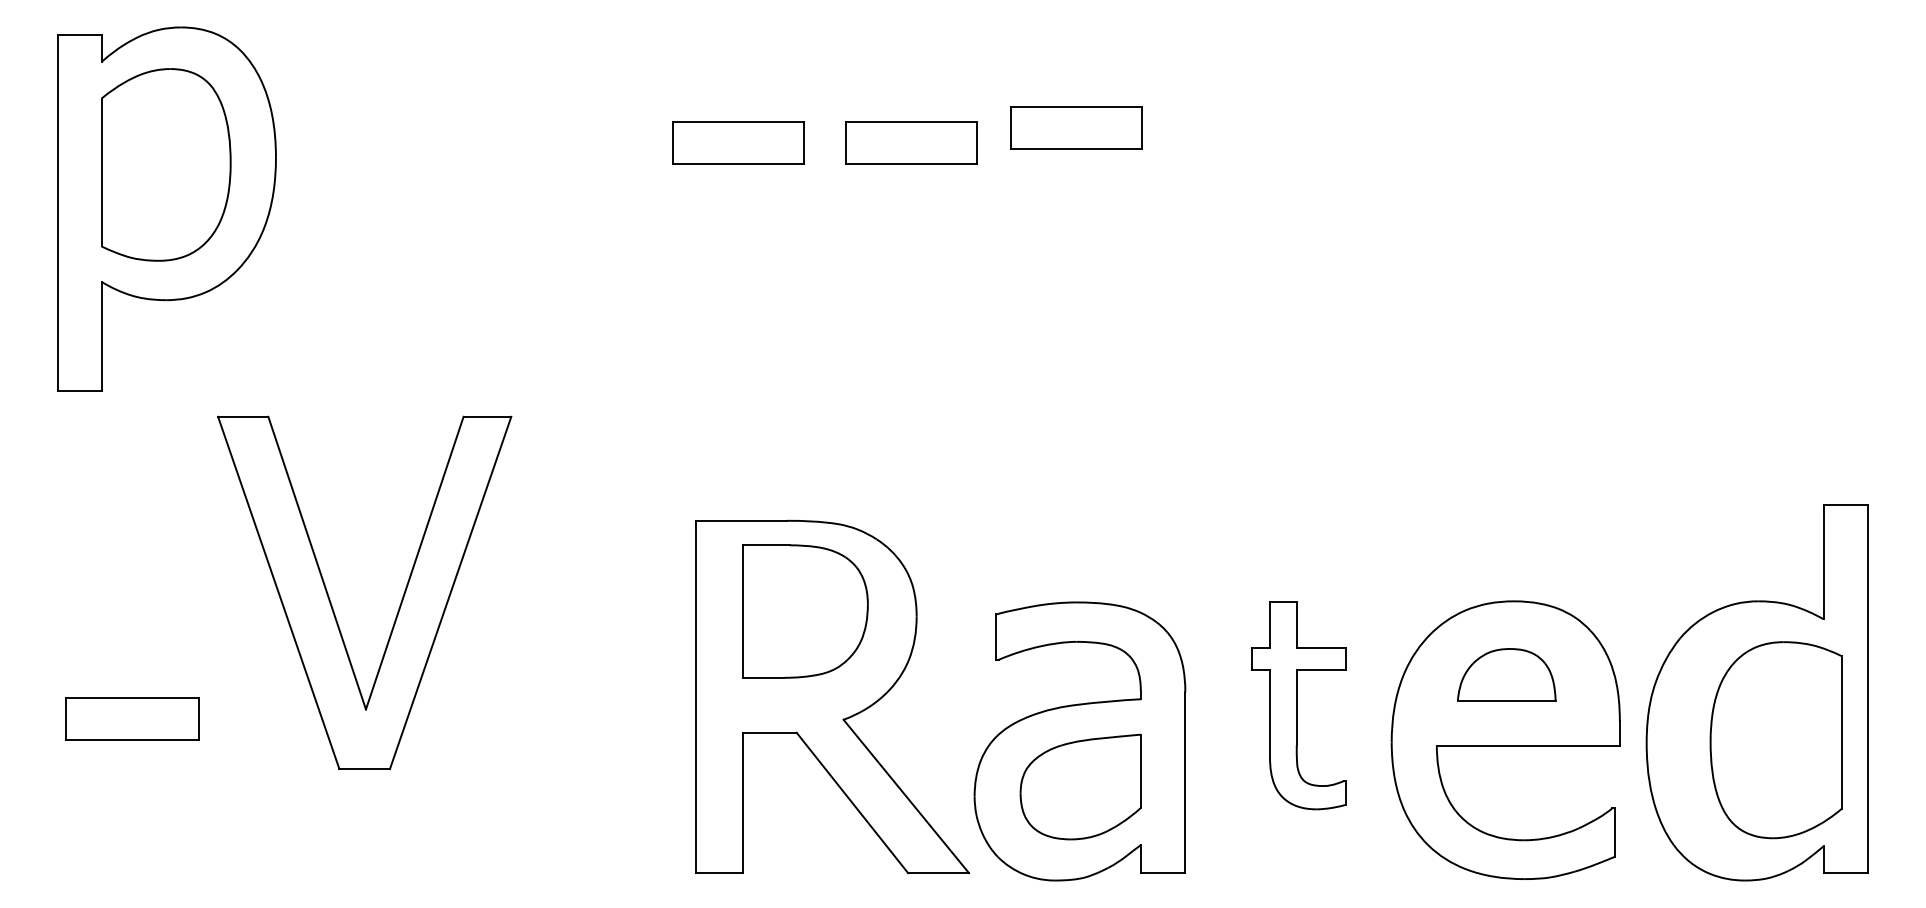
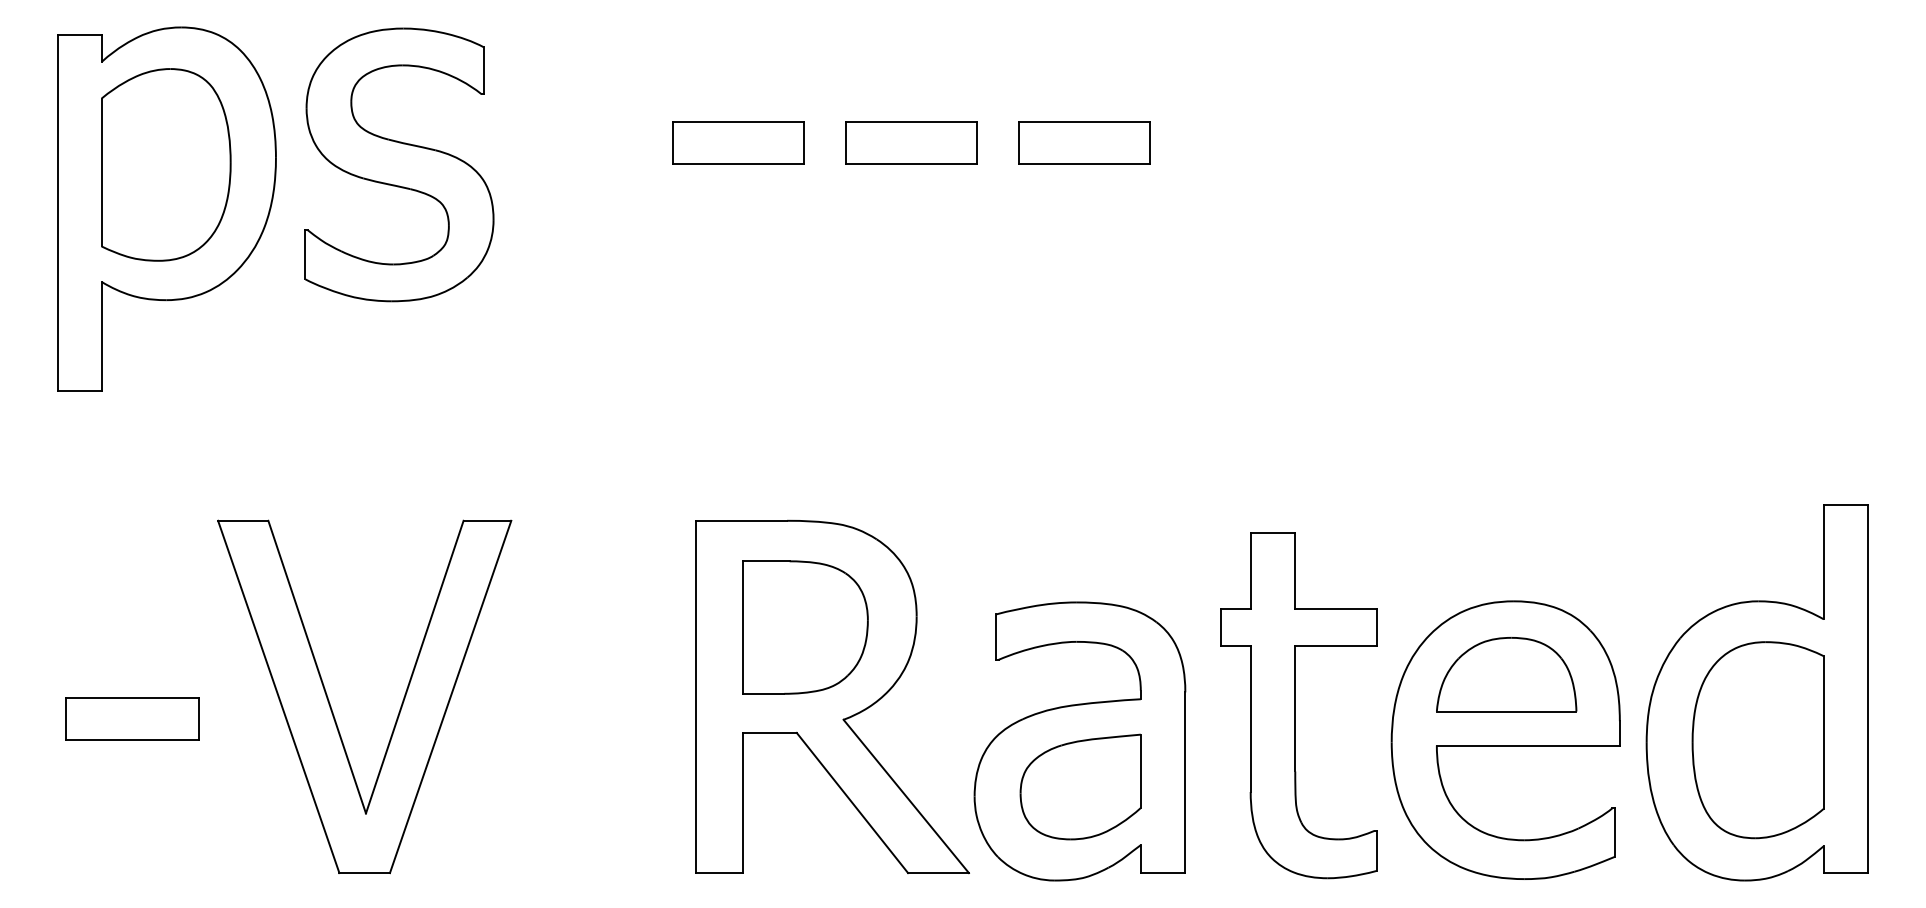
part position: (1076, 127) -> (1084, 142) (1084, 142)
part: none -> present (399, 164)
part position: (331, 602) -> (331, 706) (331, 706)
part position: (805, 611) -> (805, 627) (805, 627)
part size: 100x54 px -> 142x76 px (1506, 674)
part size: 96x210 px -> 158x348 px (1298, 705)
part position: (1775, 740) -> (1757, 740) (1757, 740)
